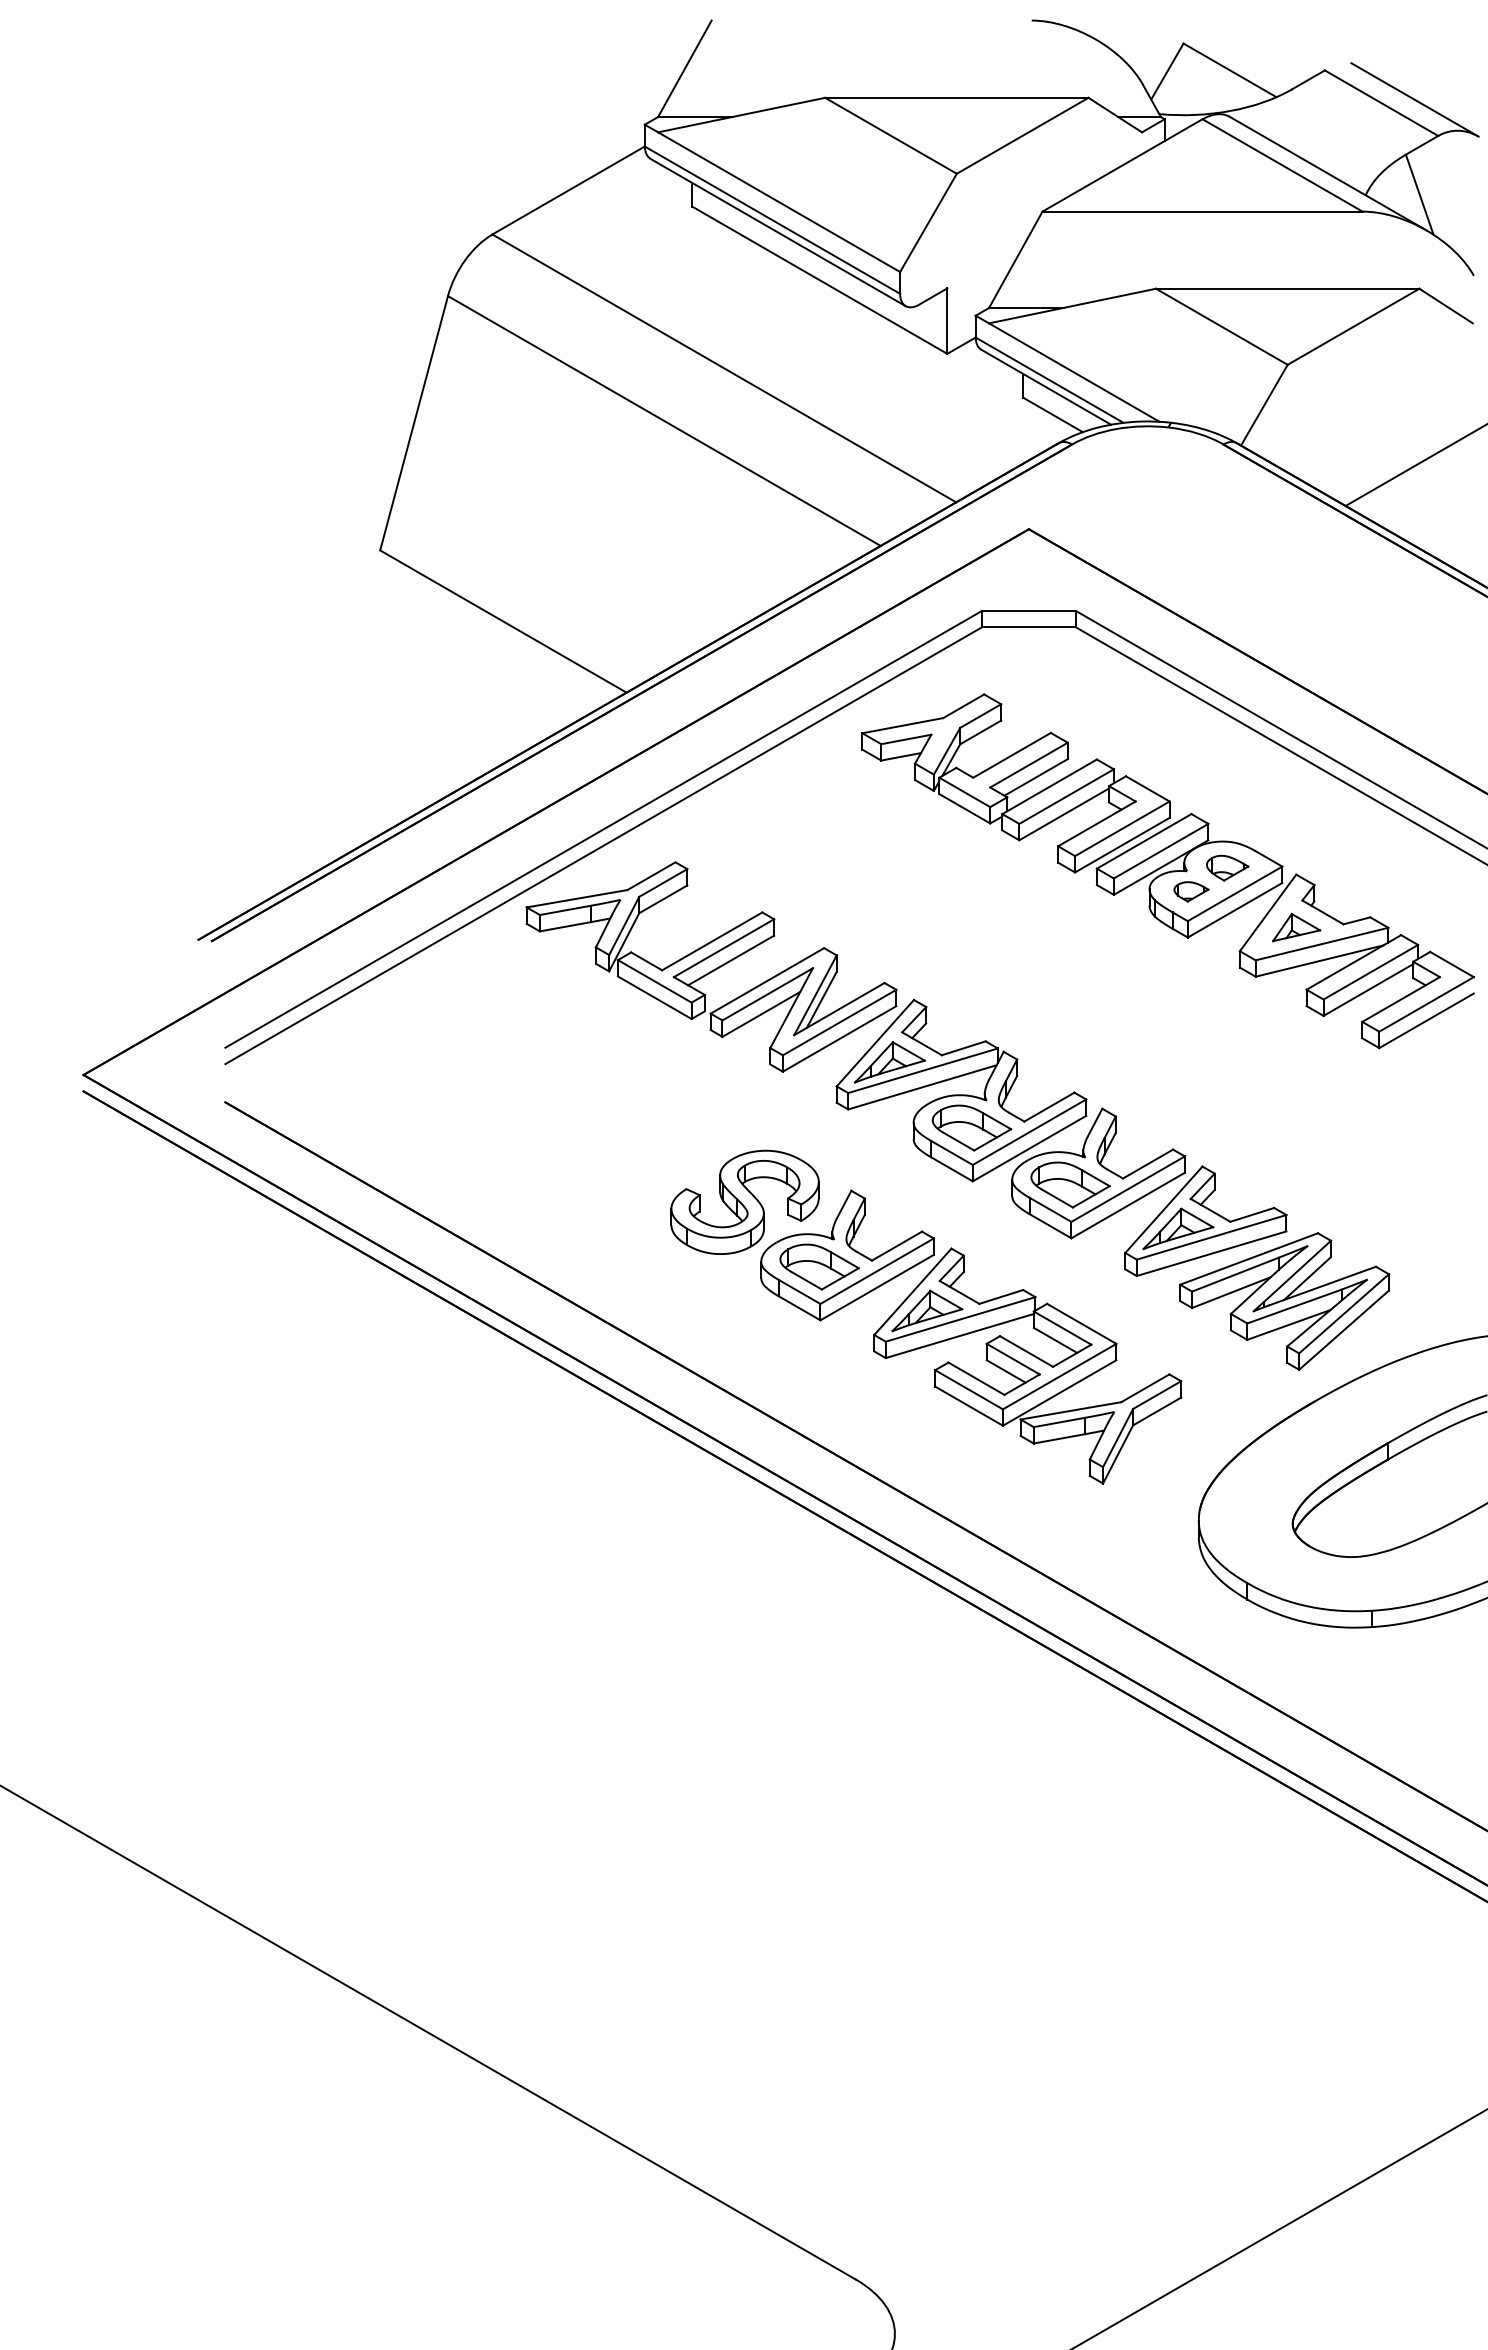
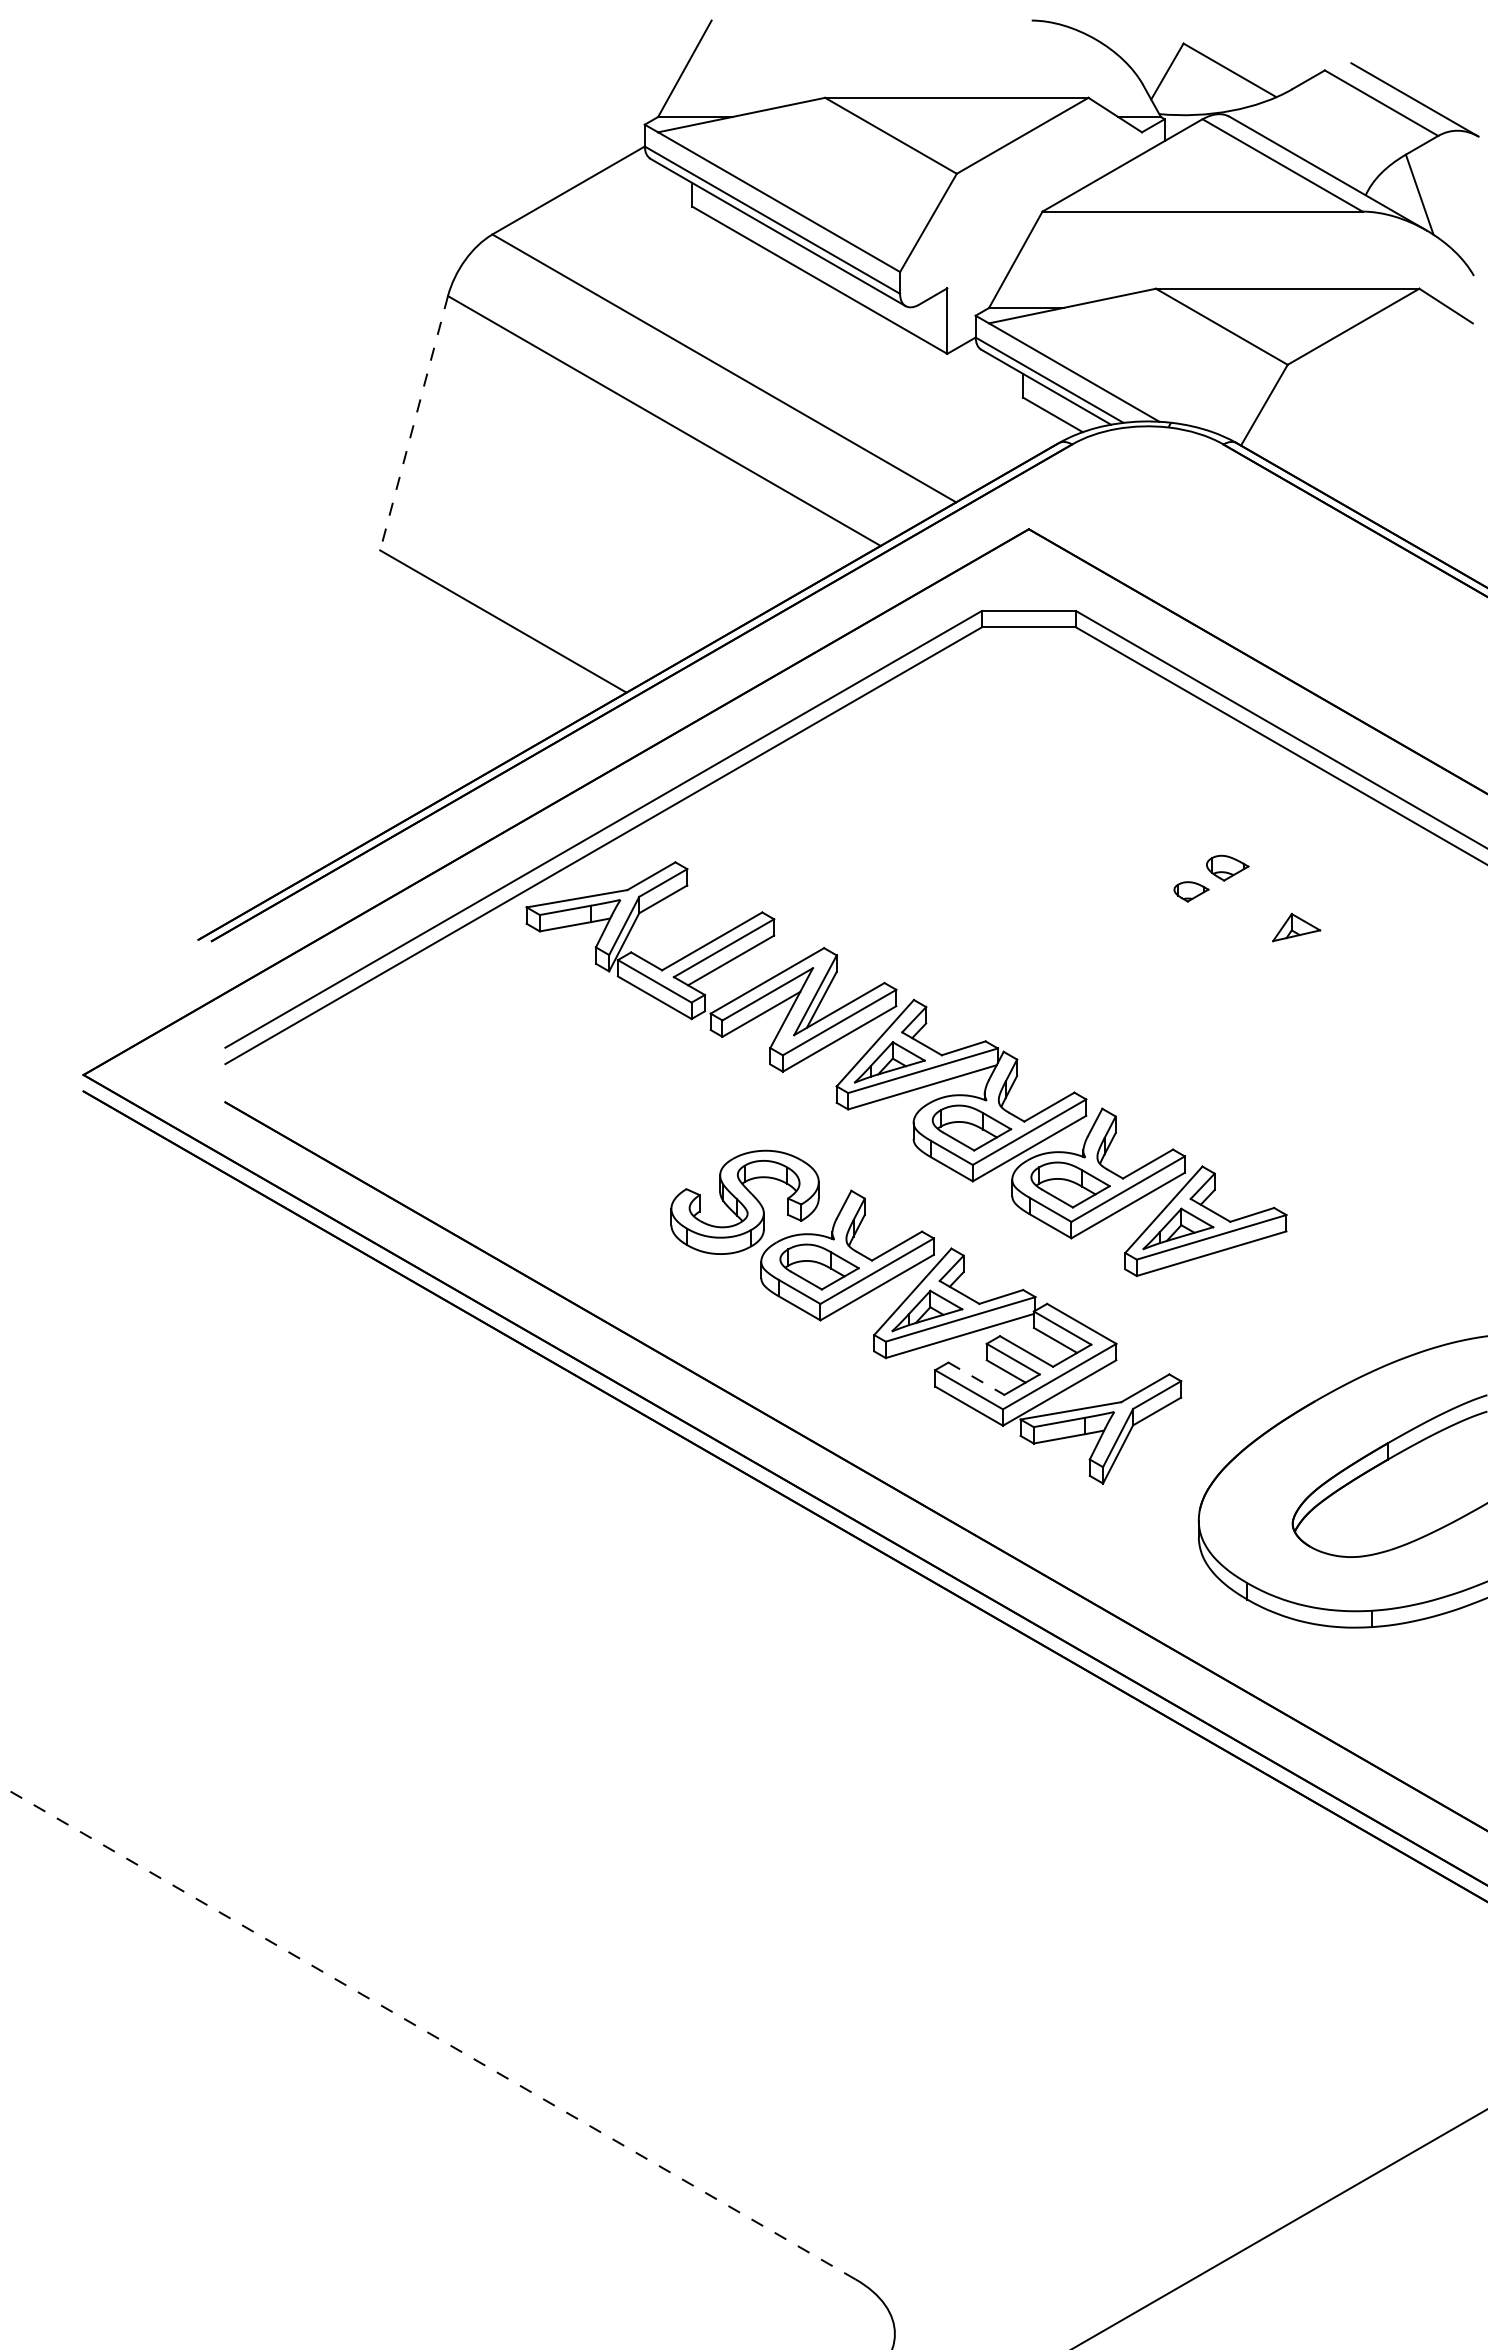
line: solid -> dashed (414, 423)
line: present -> none (1414, 465)
part: present -> none (1167, 871)
part: present -> none (1284, 1301)
line: solid -> dashed (976, 1378)
line: solid -> dashed (428, 2032)
